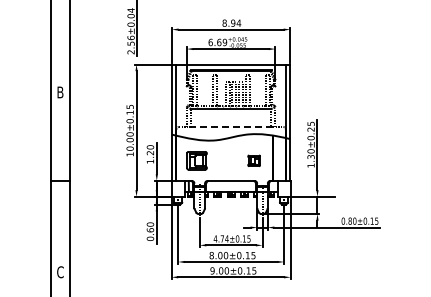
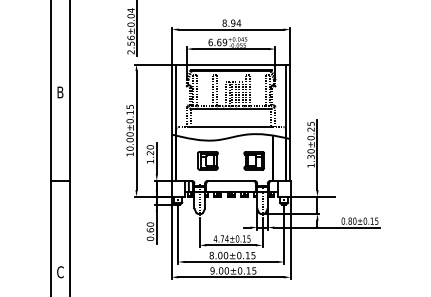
line: dashed -> solid (231, 126)
part position: (196, 160) -> (207, 160) (207, 160)
part size: 14x13 px -> 22x20 px (253, 160)
